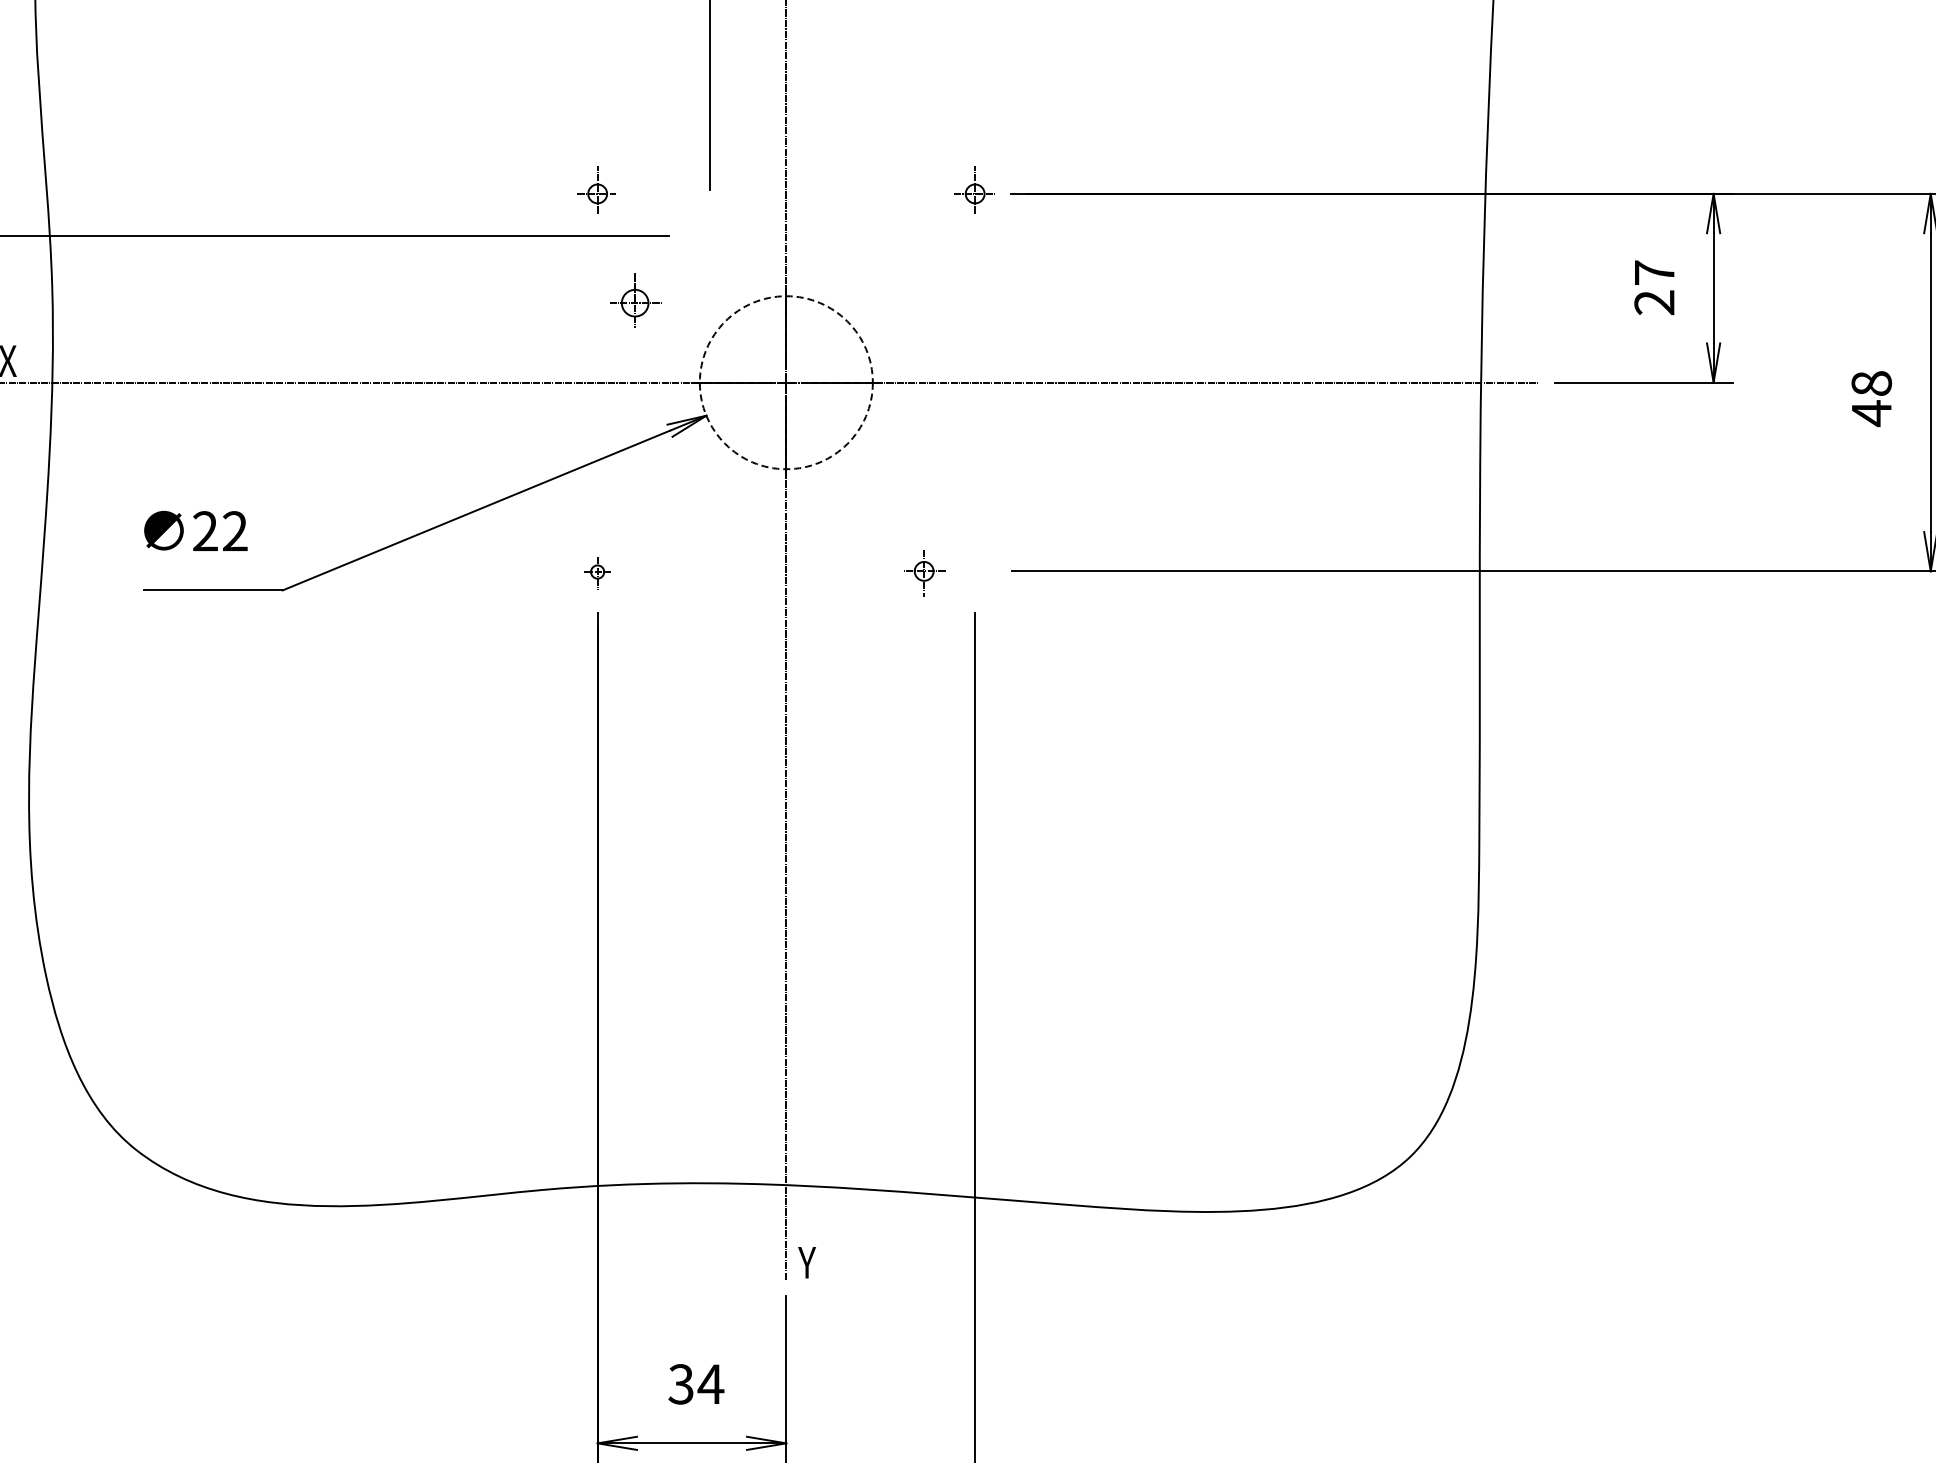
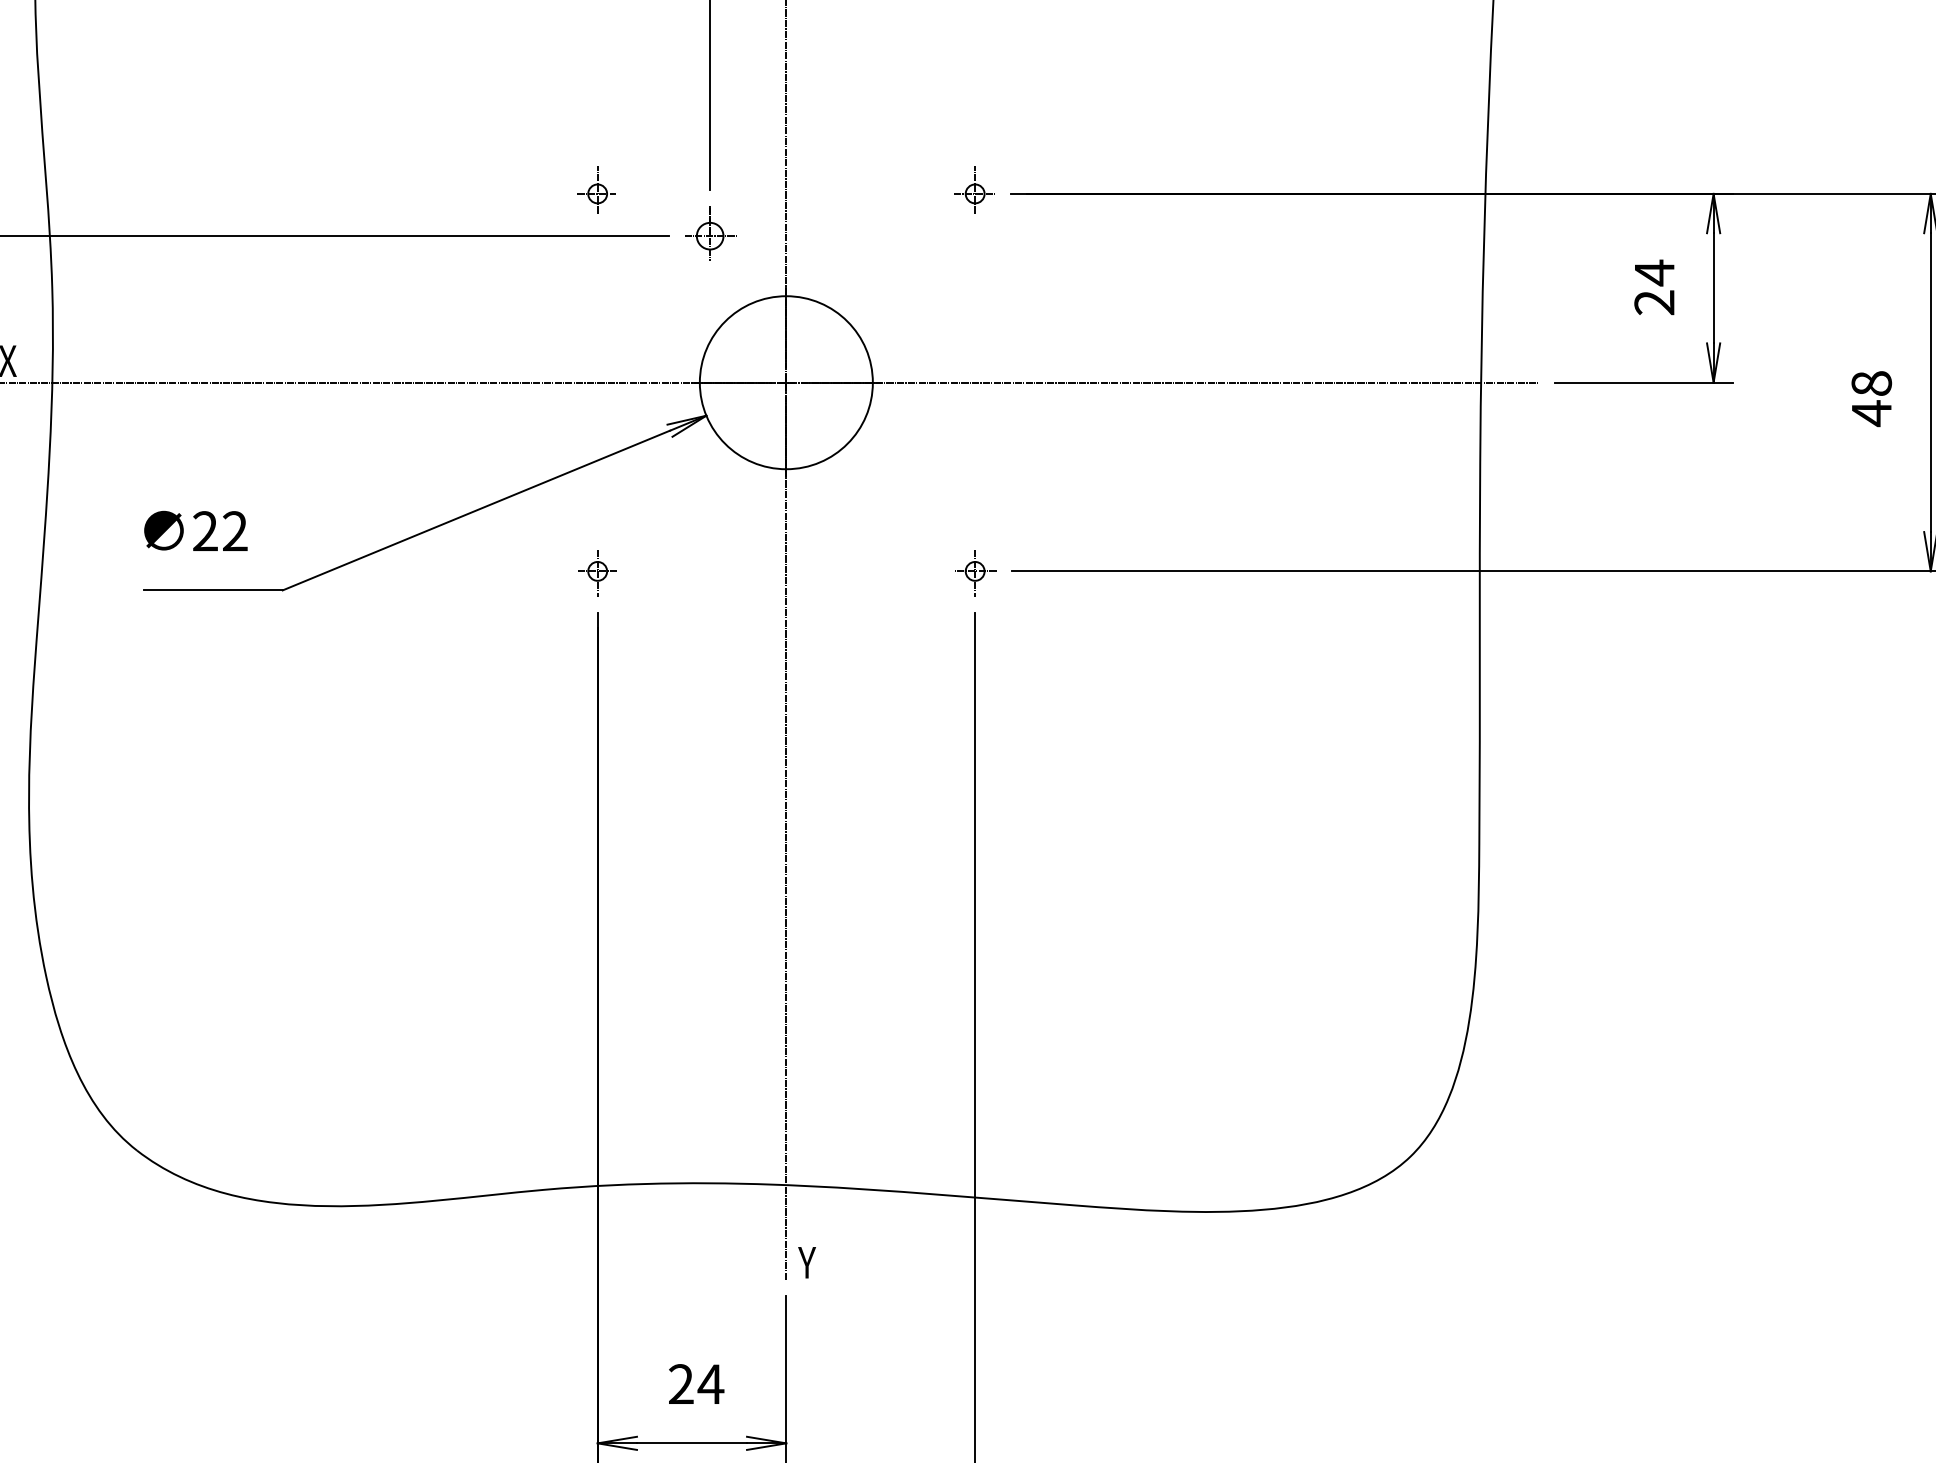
text: 27 -> 24 (1654, 272)
part position: (635, 300) -> (710, 233) (710, 233)
circle: dashed -> solid (785, 382)
part size: 27x33 px -> 39x47 px (597, 573)
part position: (924, 573) -> (975, 573) (975, 573)
text: 34 -> 24 (680, 1384)
